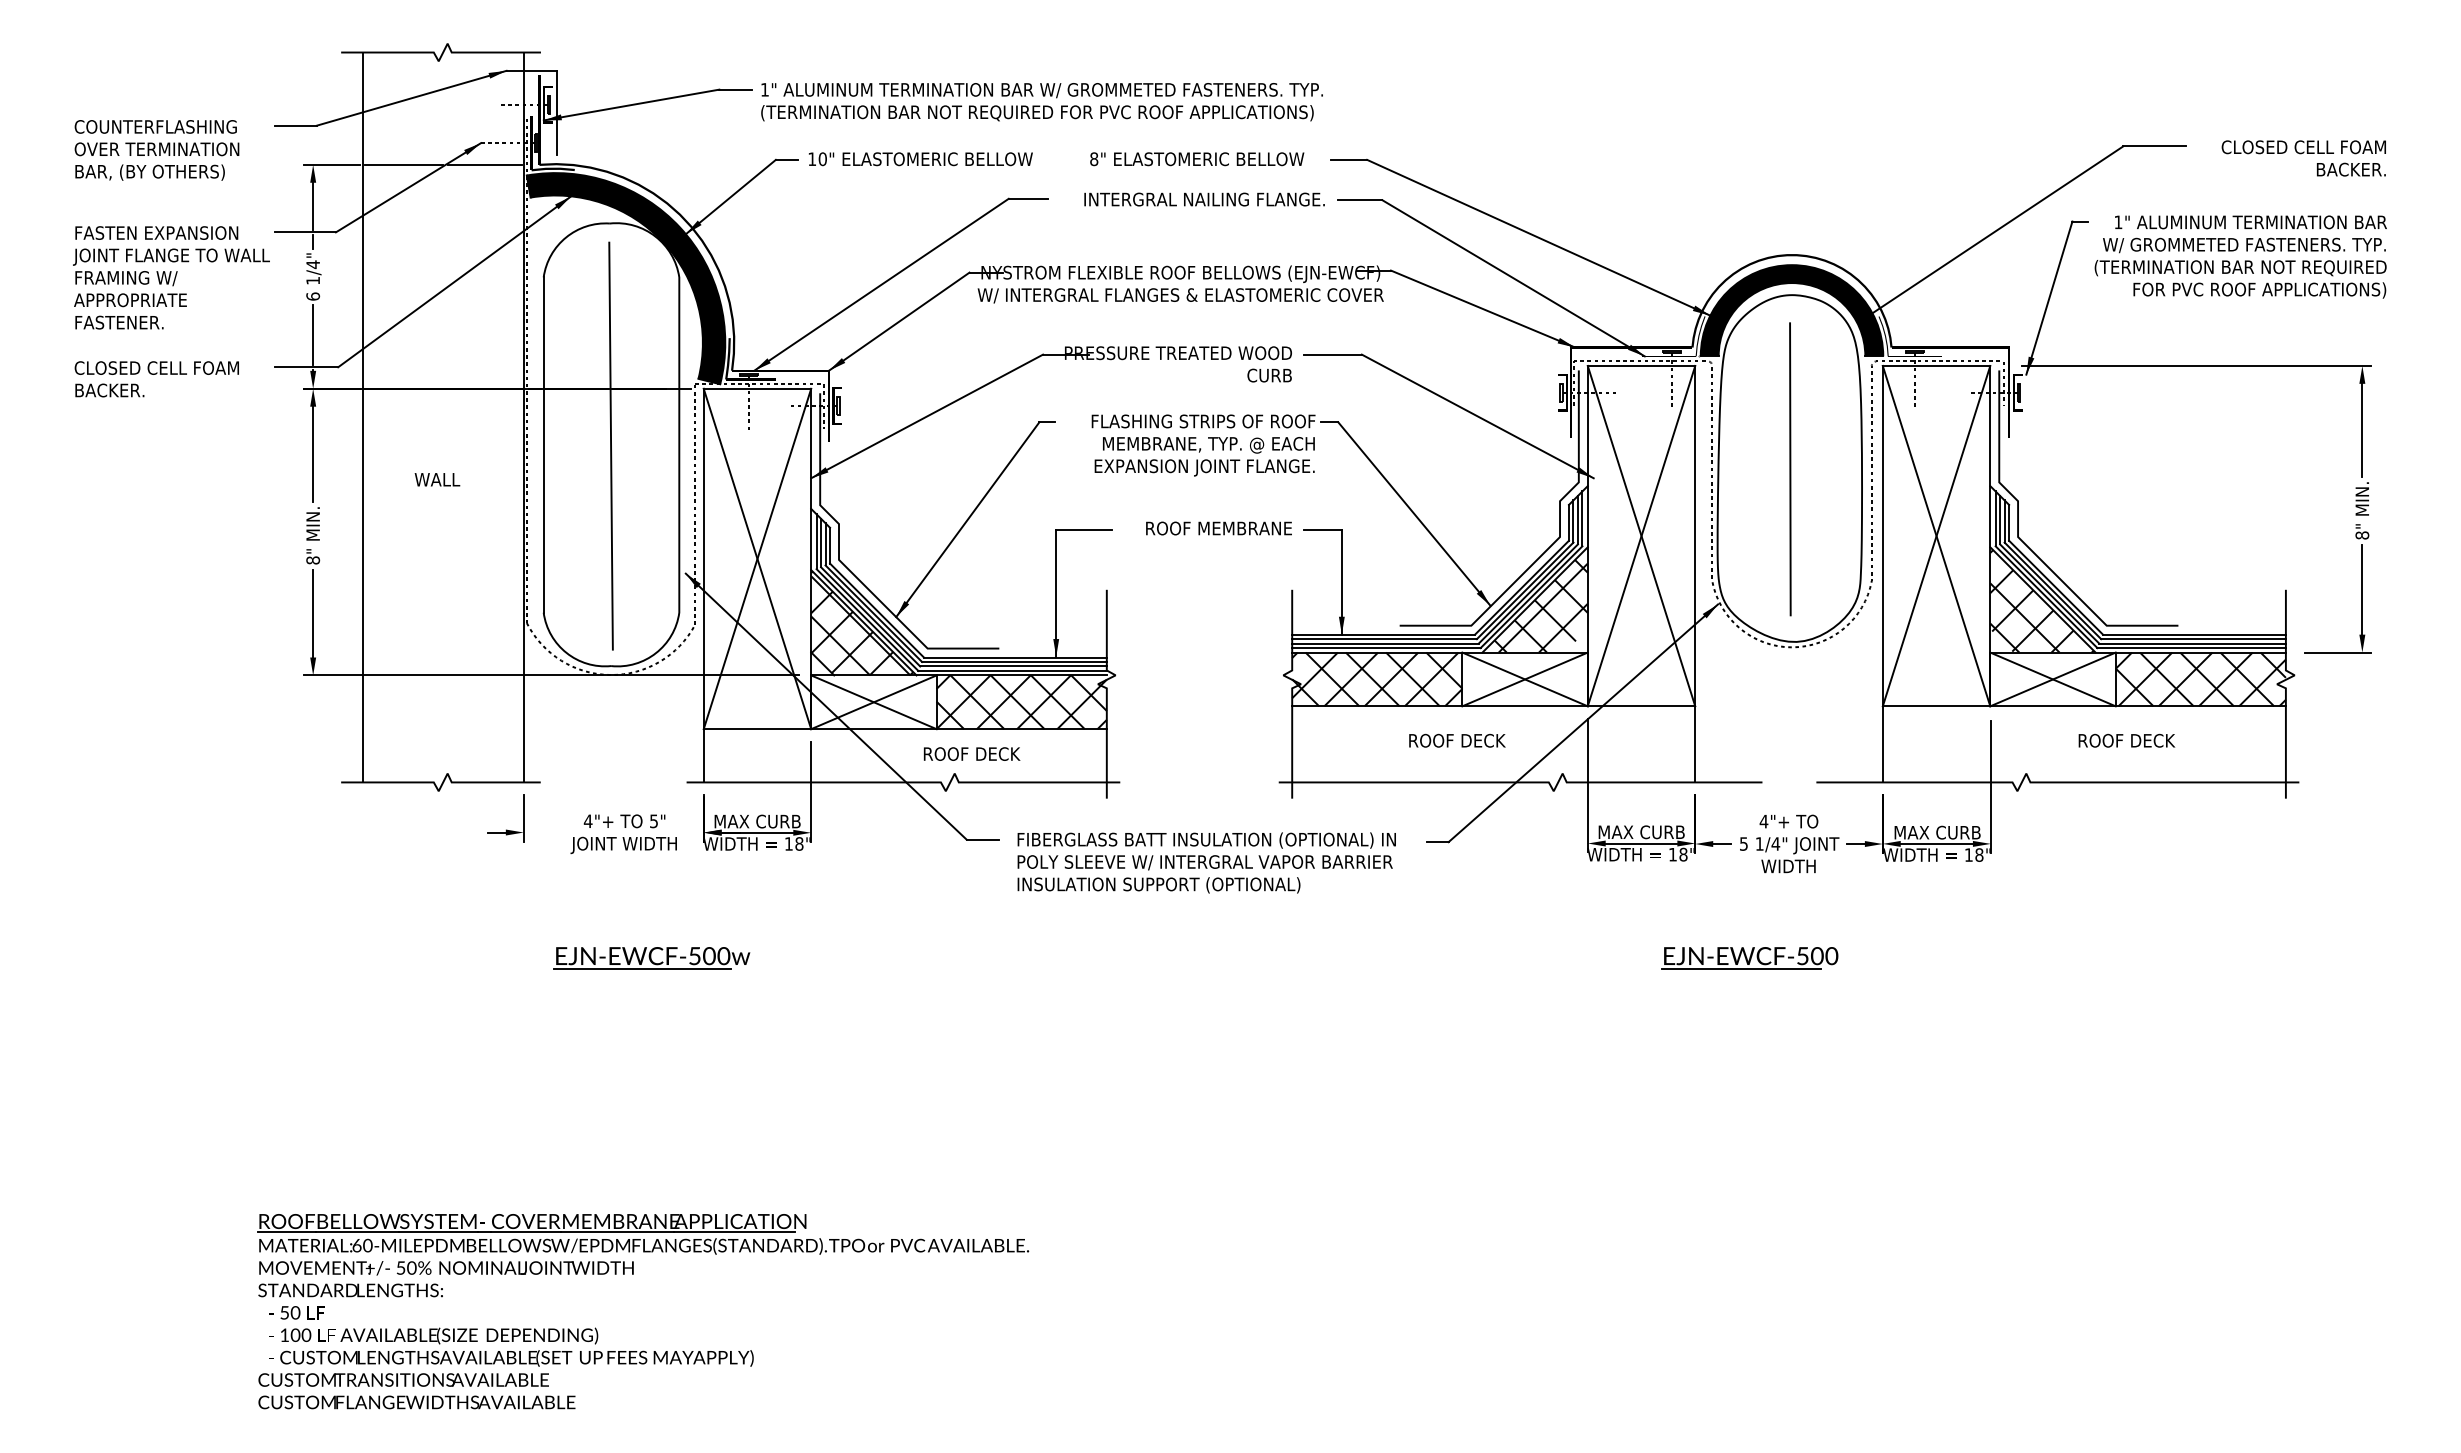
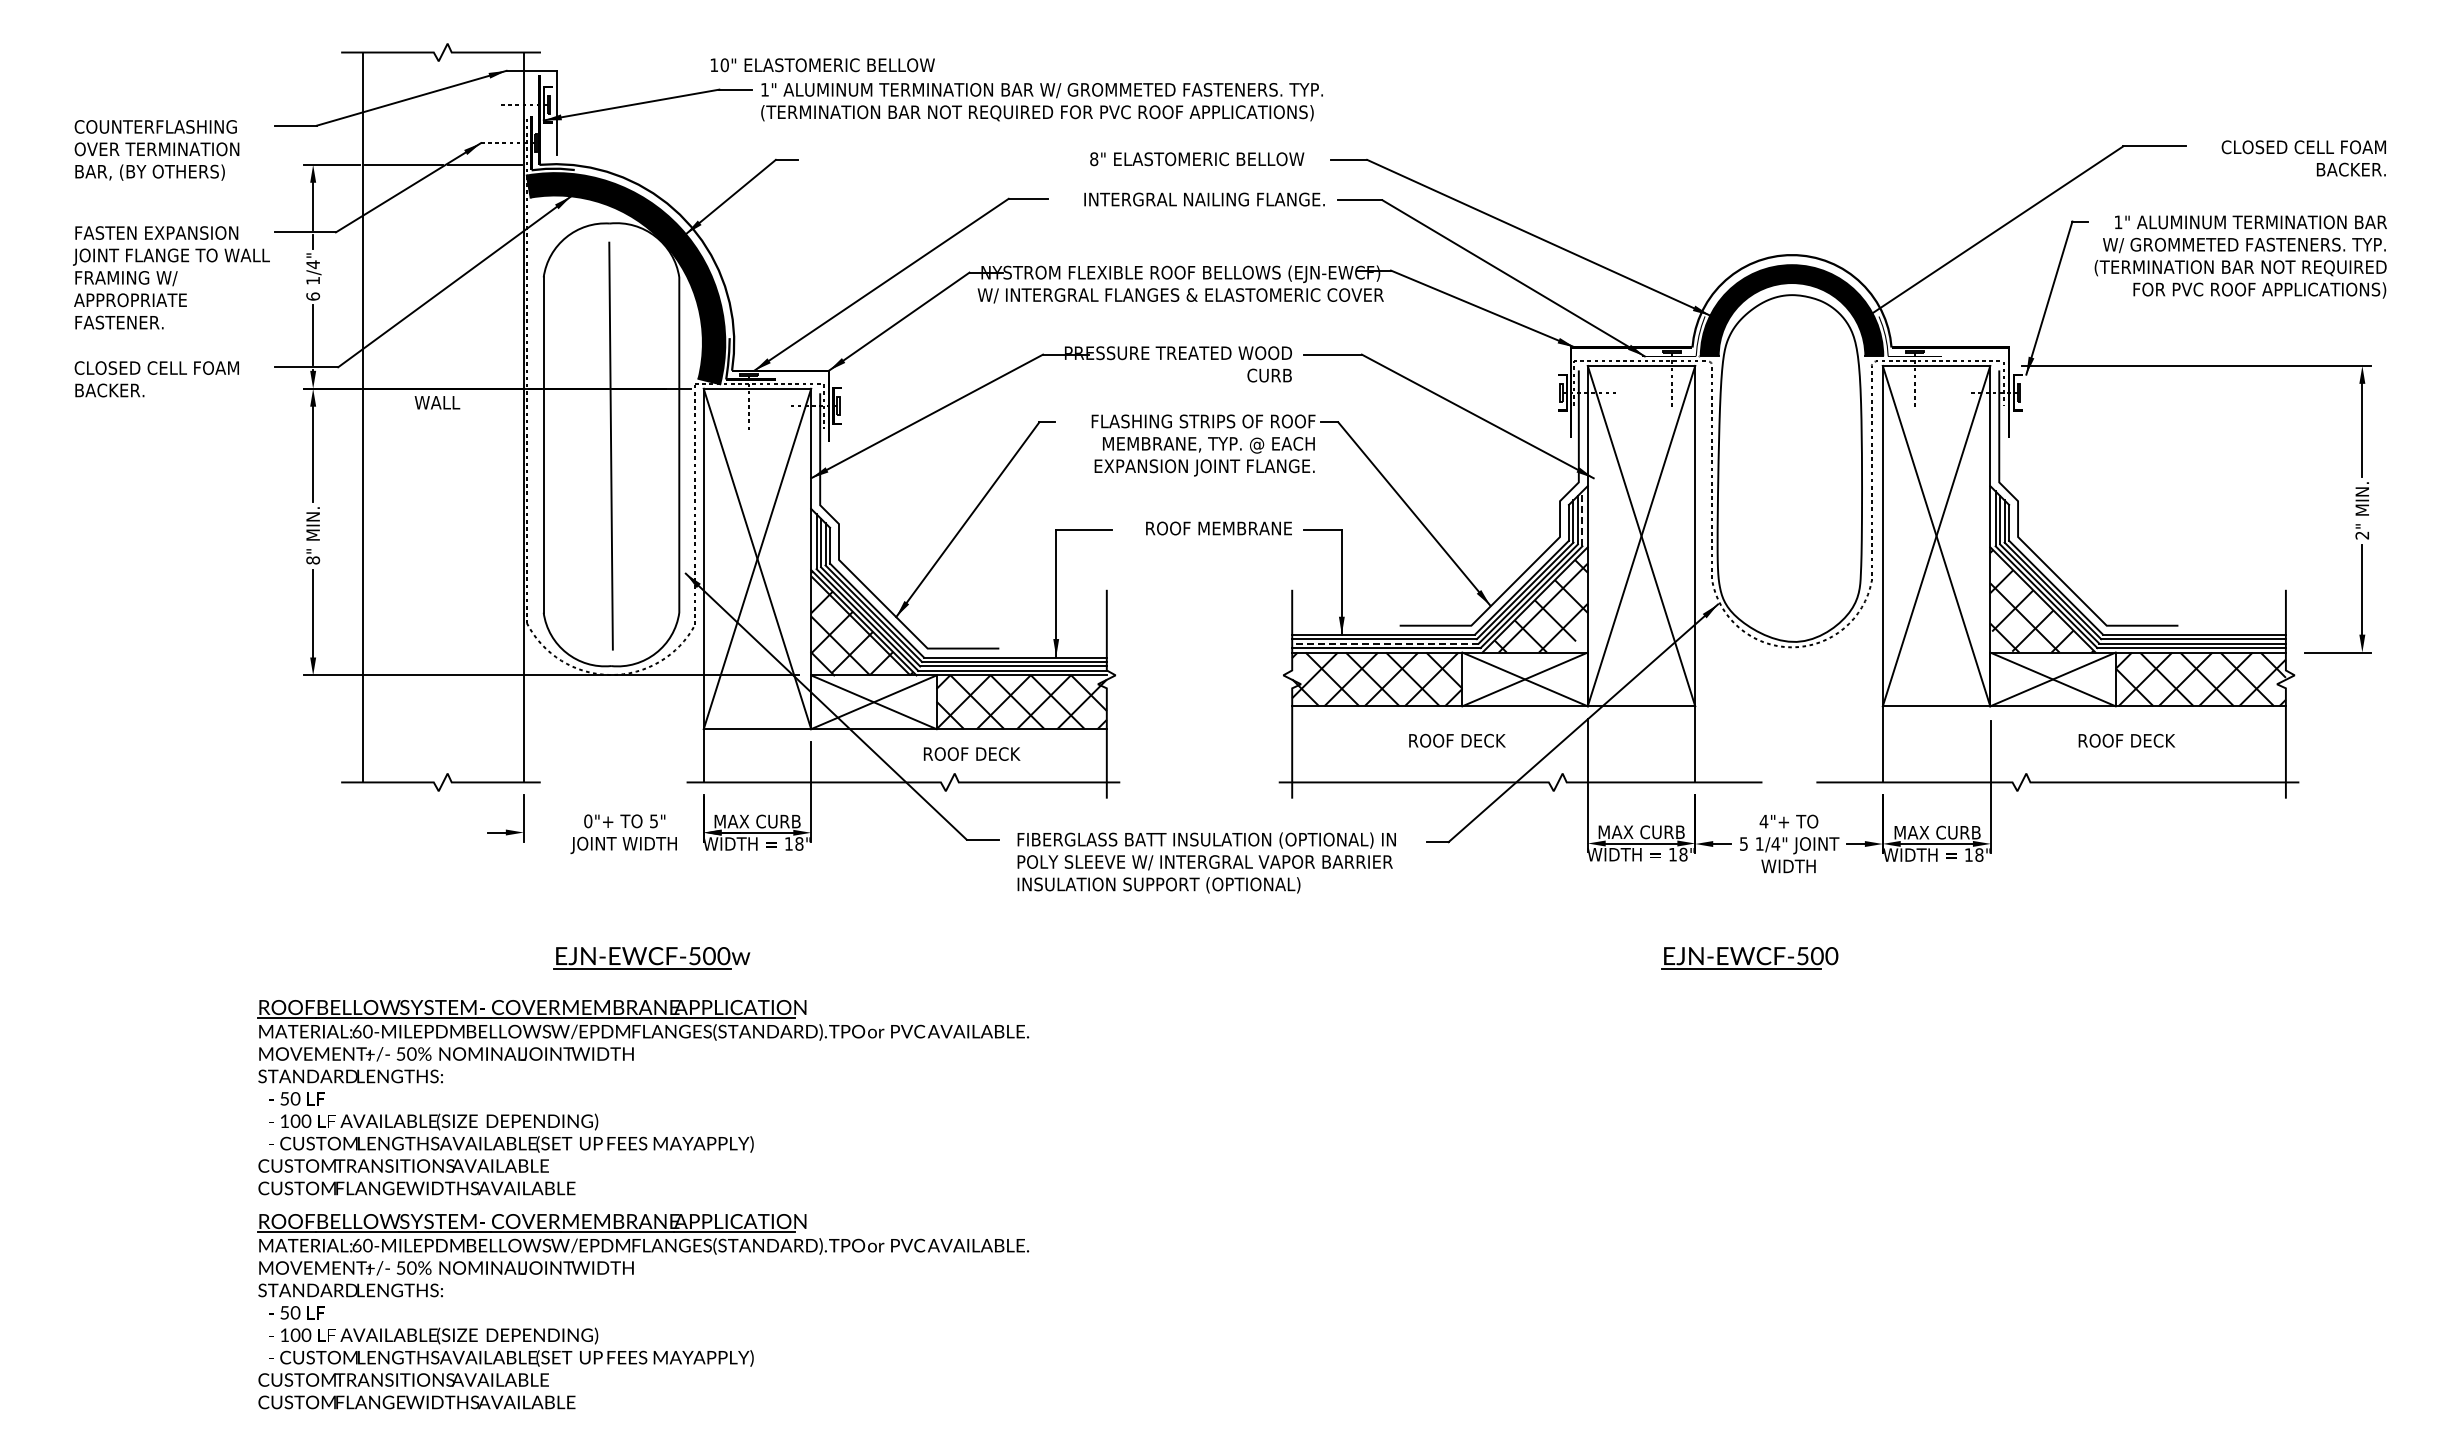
text position: (920, 159) -> (822, 65) (822, 65)
line: present -> none (1790, 469)
text position: (437, 479) -> (437, 402) (437, 402)
line: solid -> dashed (1582, 518)
text: 8" -> 2" (2362, 535)
line: solid -> dashed (1384, 643)
text: 4"+ -> 0"+ (587, 821)
part: none -> present (633, 1060)
